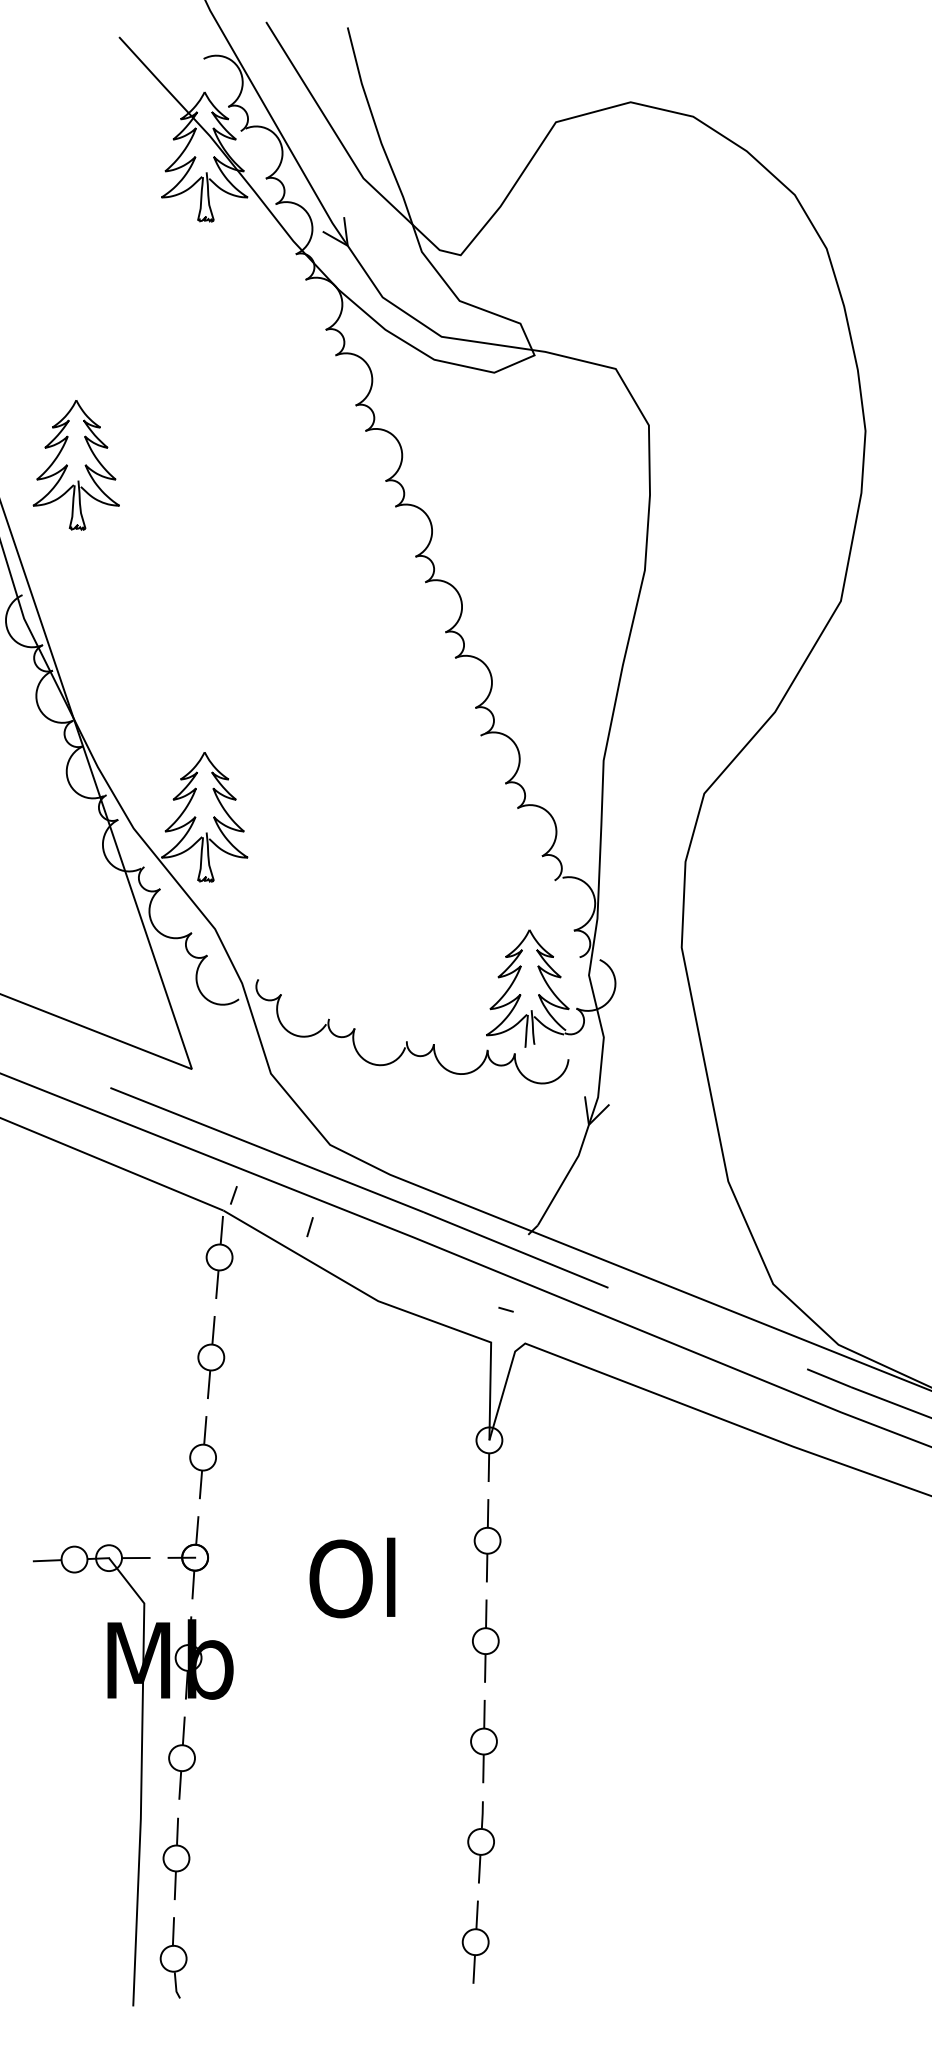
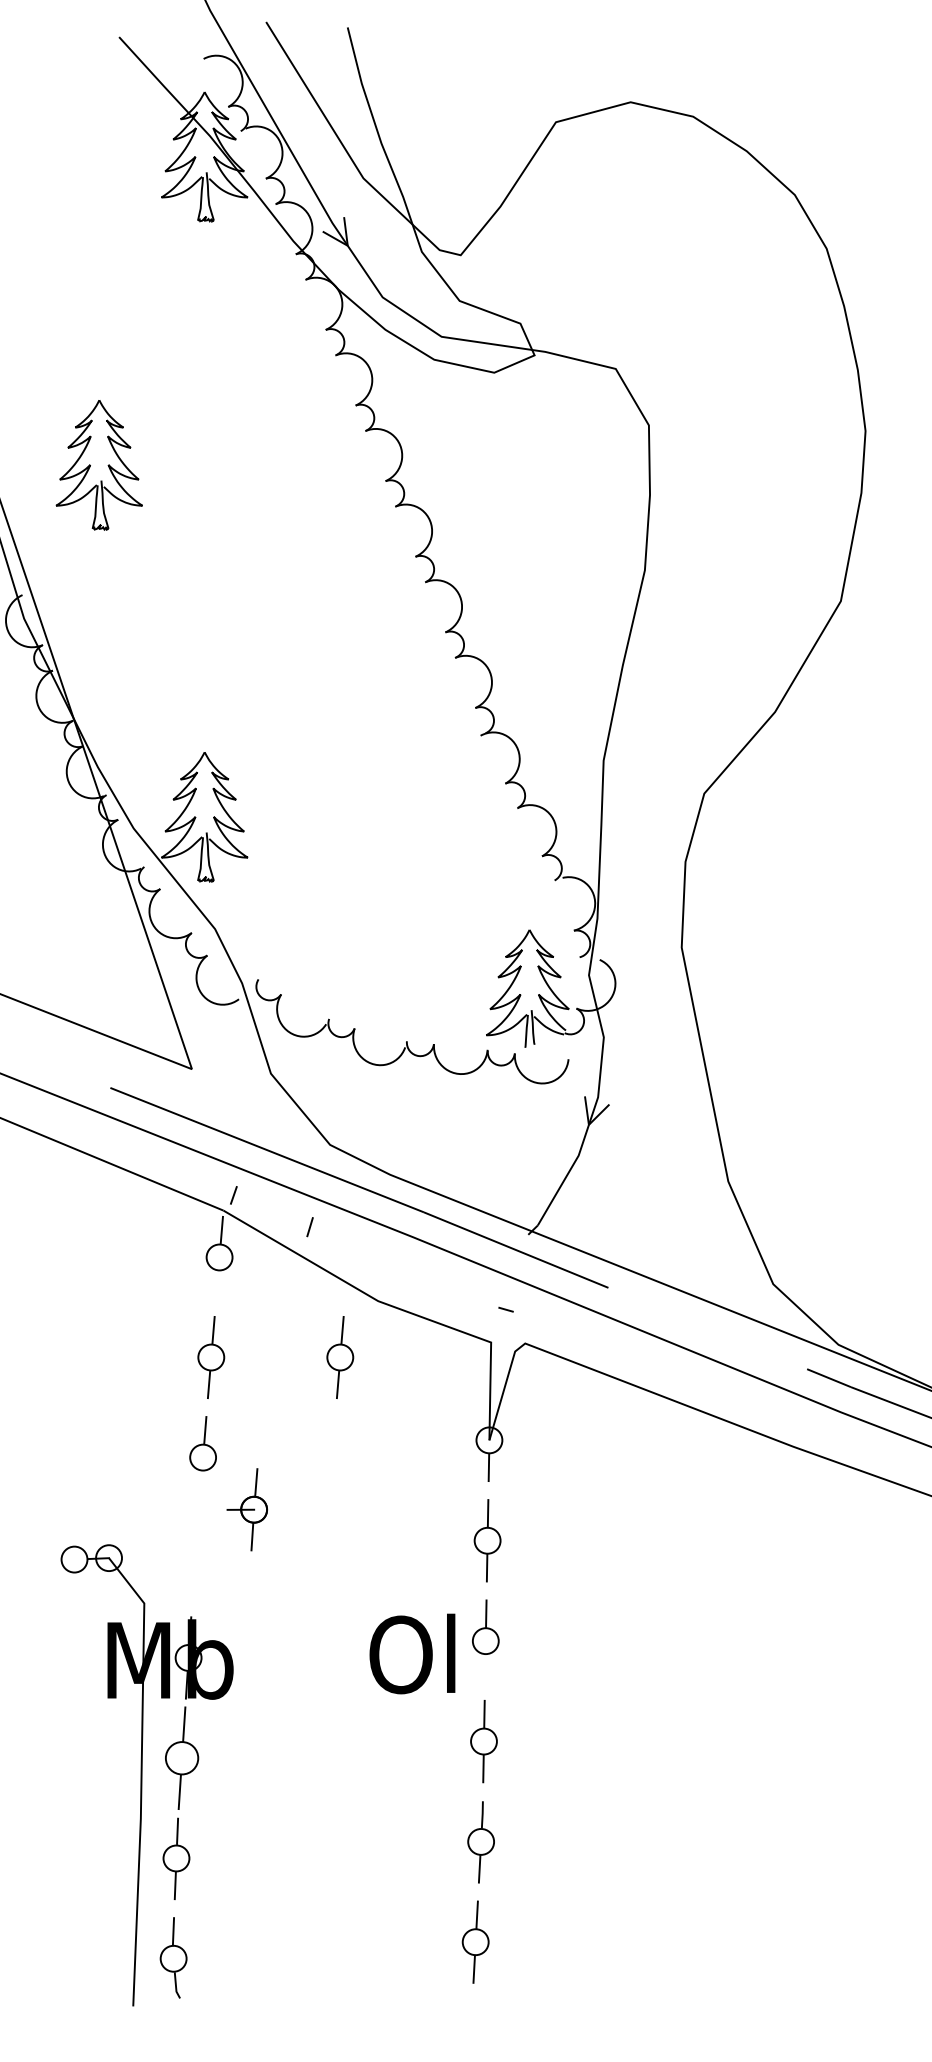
part position: (75, 465) -> (98, 465) (98, 465)
line: present -> none (217, 1284)
part: none -> present (340, 1357)
line: present -> none (200, 1484)
line: present -> none (135, 1557)
part position: (187, 1557) -> (246, 1509) (246, 1509)
line: present -> none (46, 1560)
text position: (352, 1577) -> (412, 1653) (412, 1653)
line: present -> none (485, 1667)
part size: 28x84 px -> 35x104 px (182, 1757)
